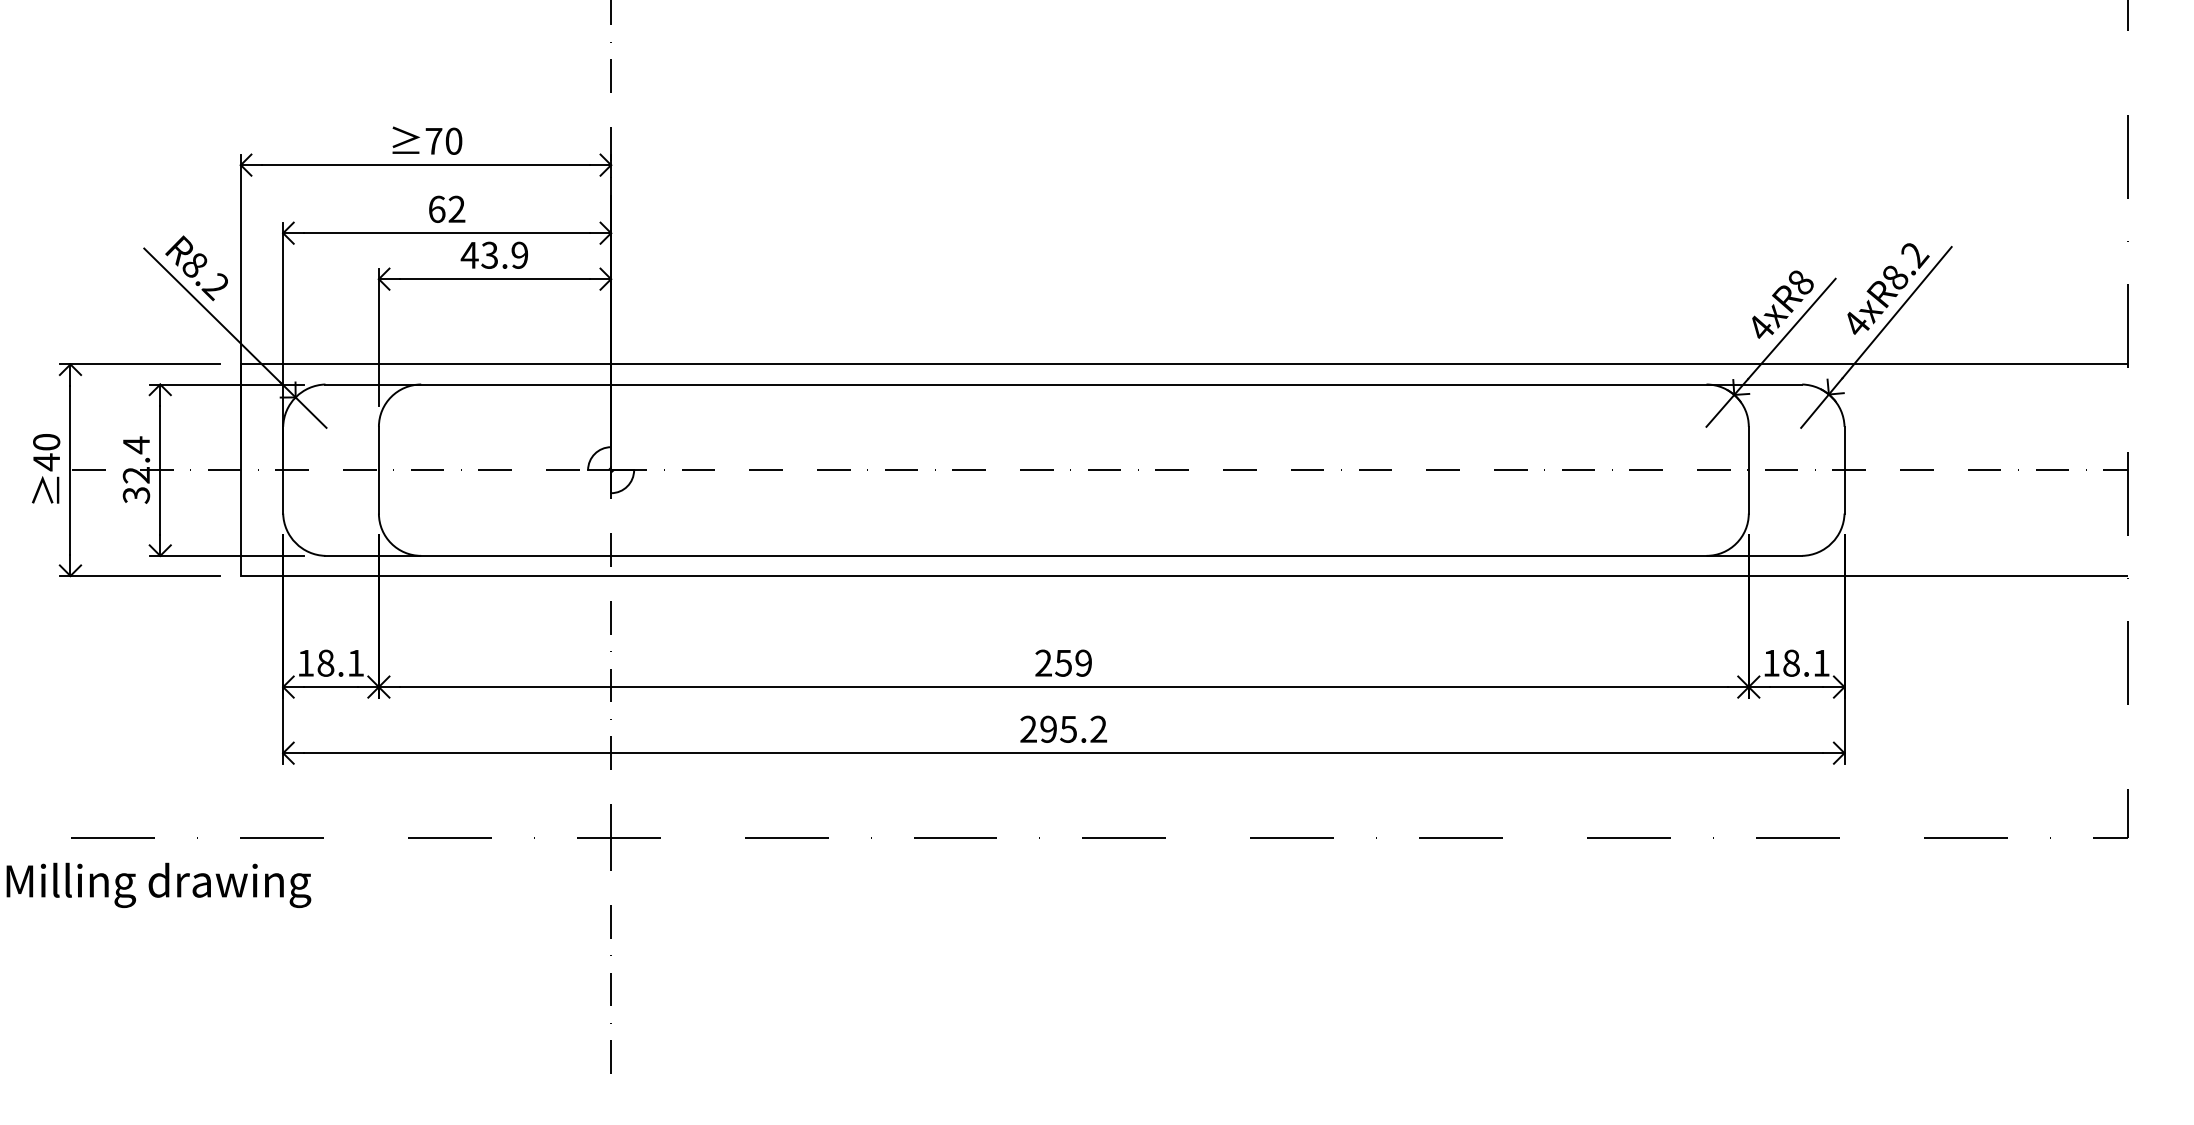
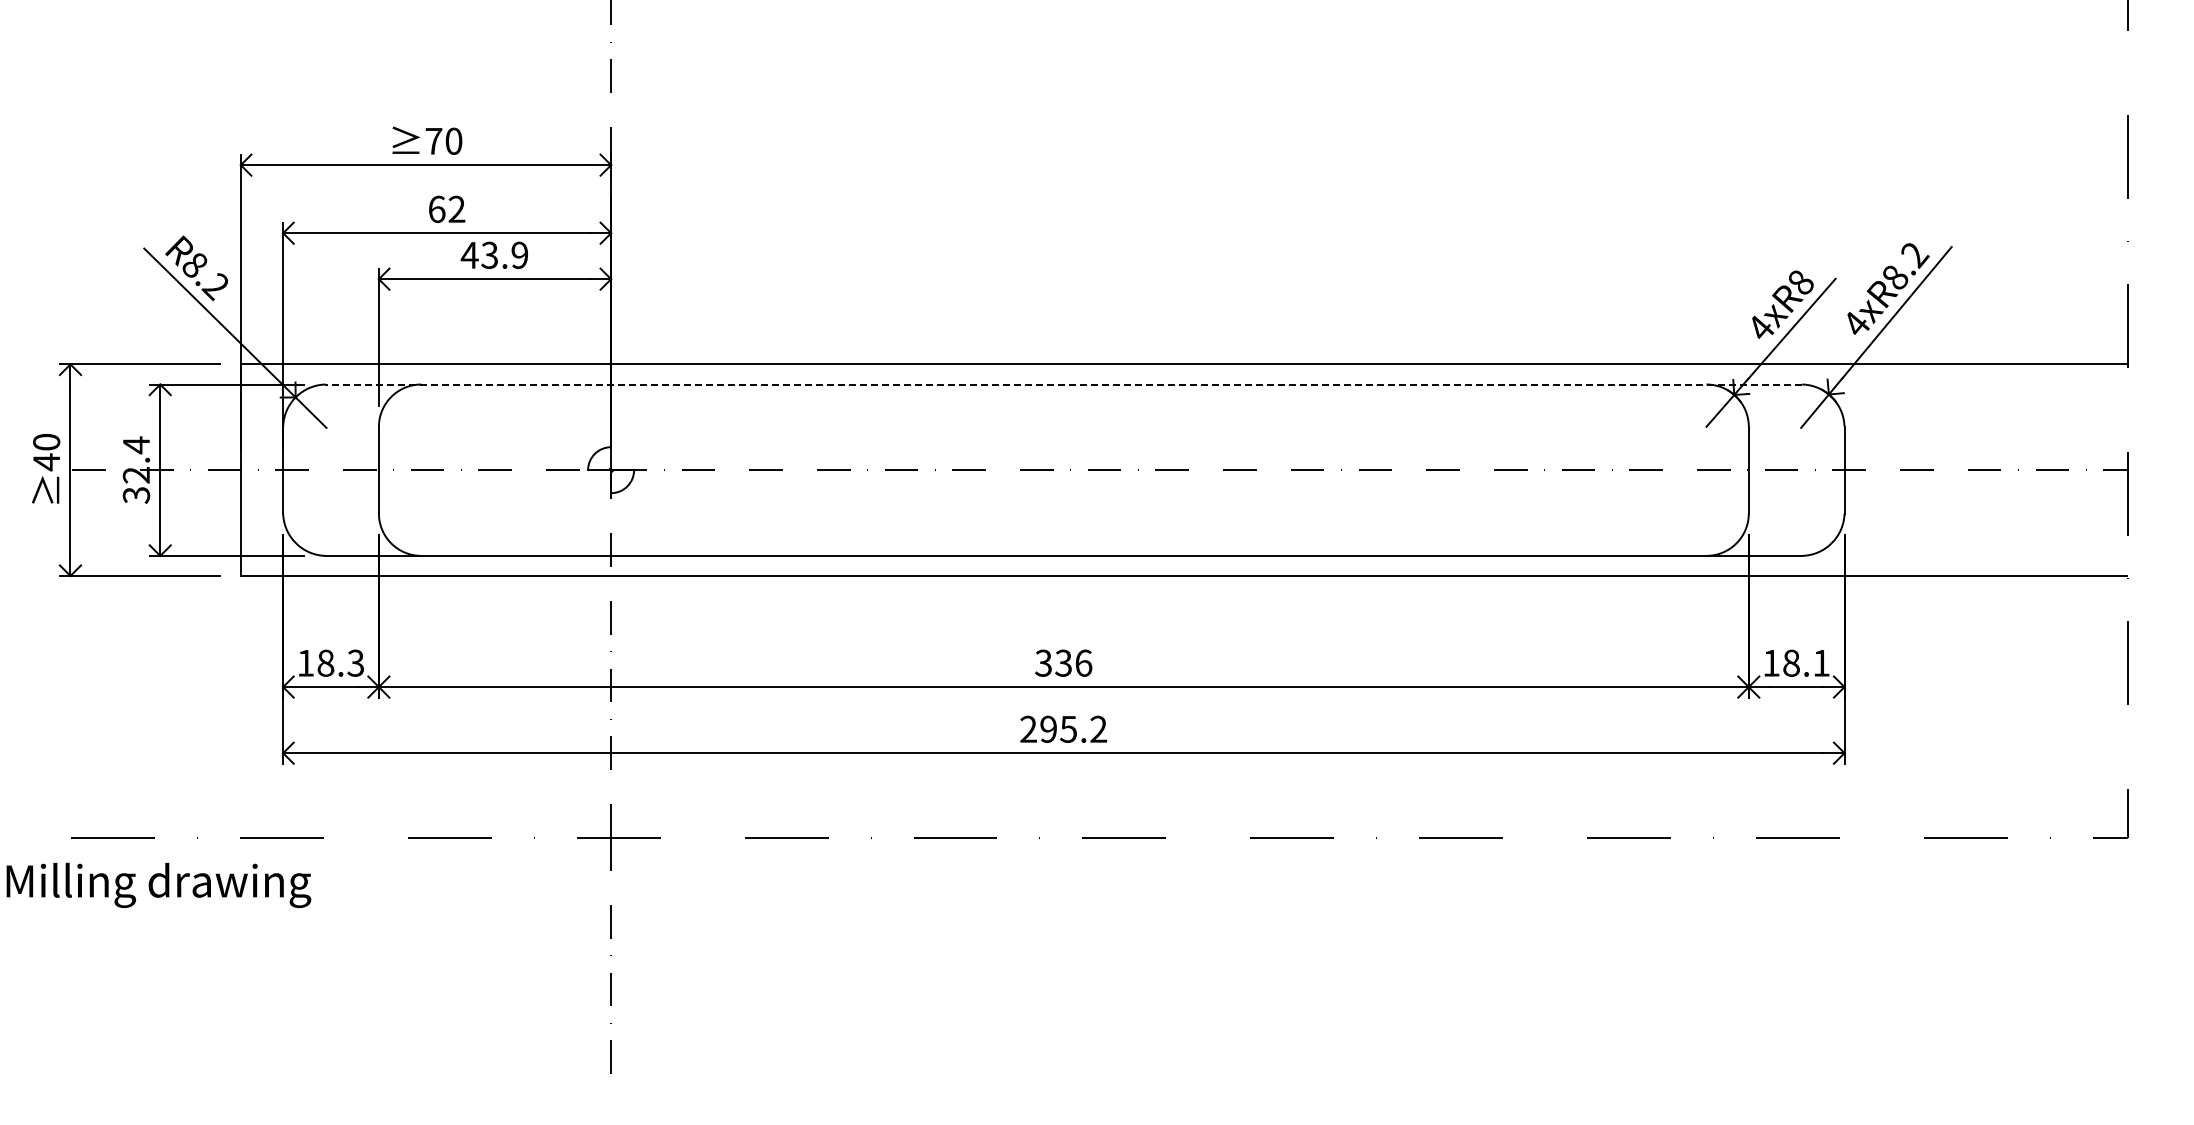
line: solid -> dashed (1063, 384)
text: 18.1 -> 18.3 (355, 662)
text: 259 -> 336 (1063, 662)
